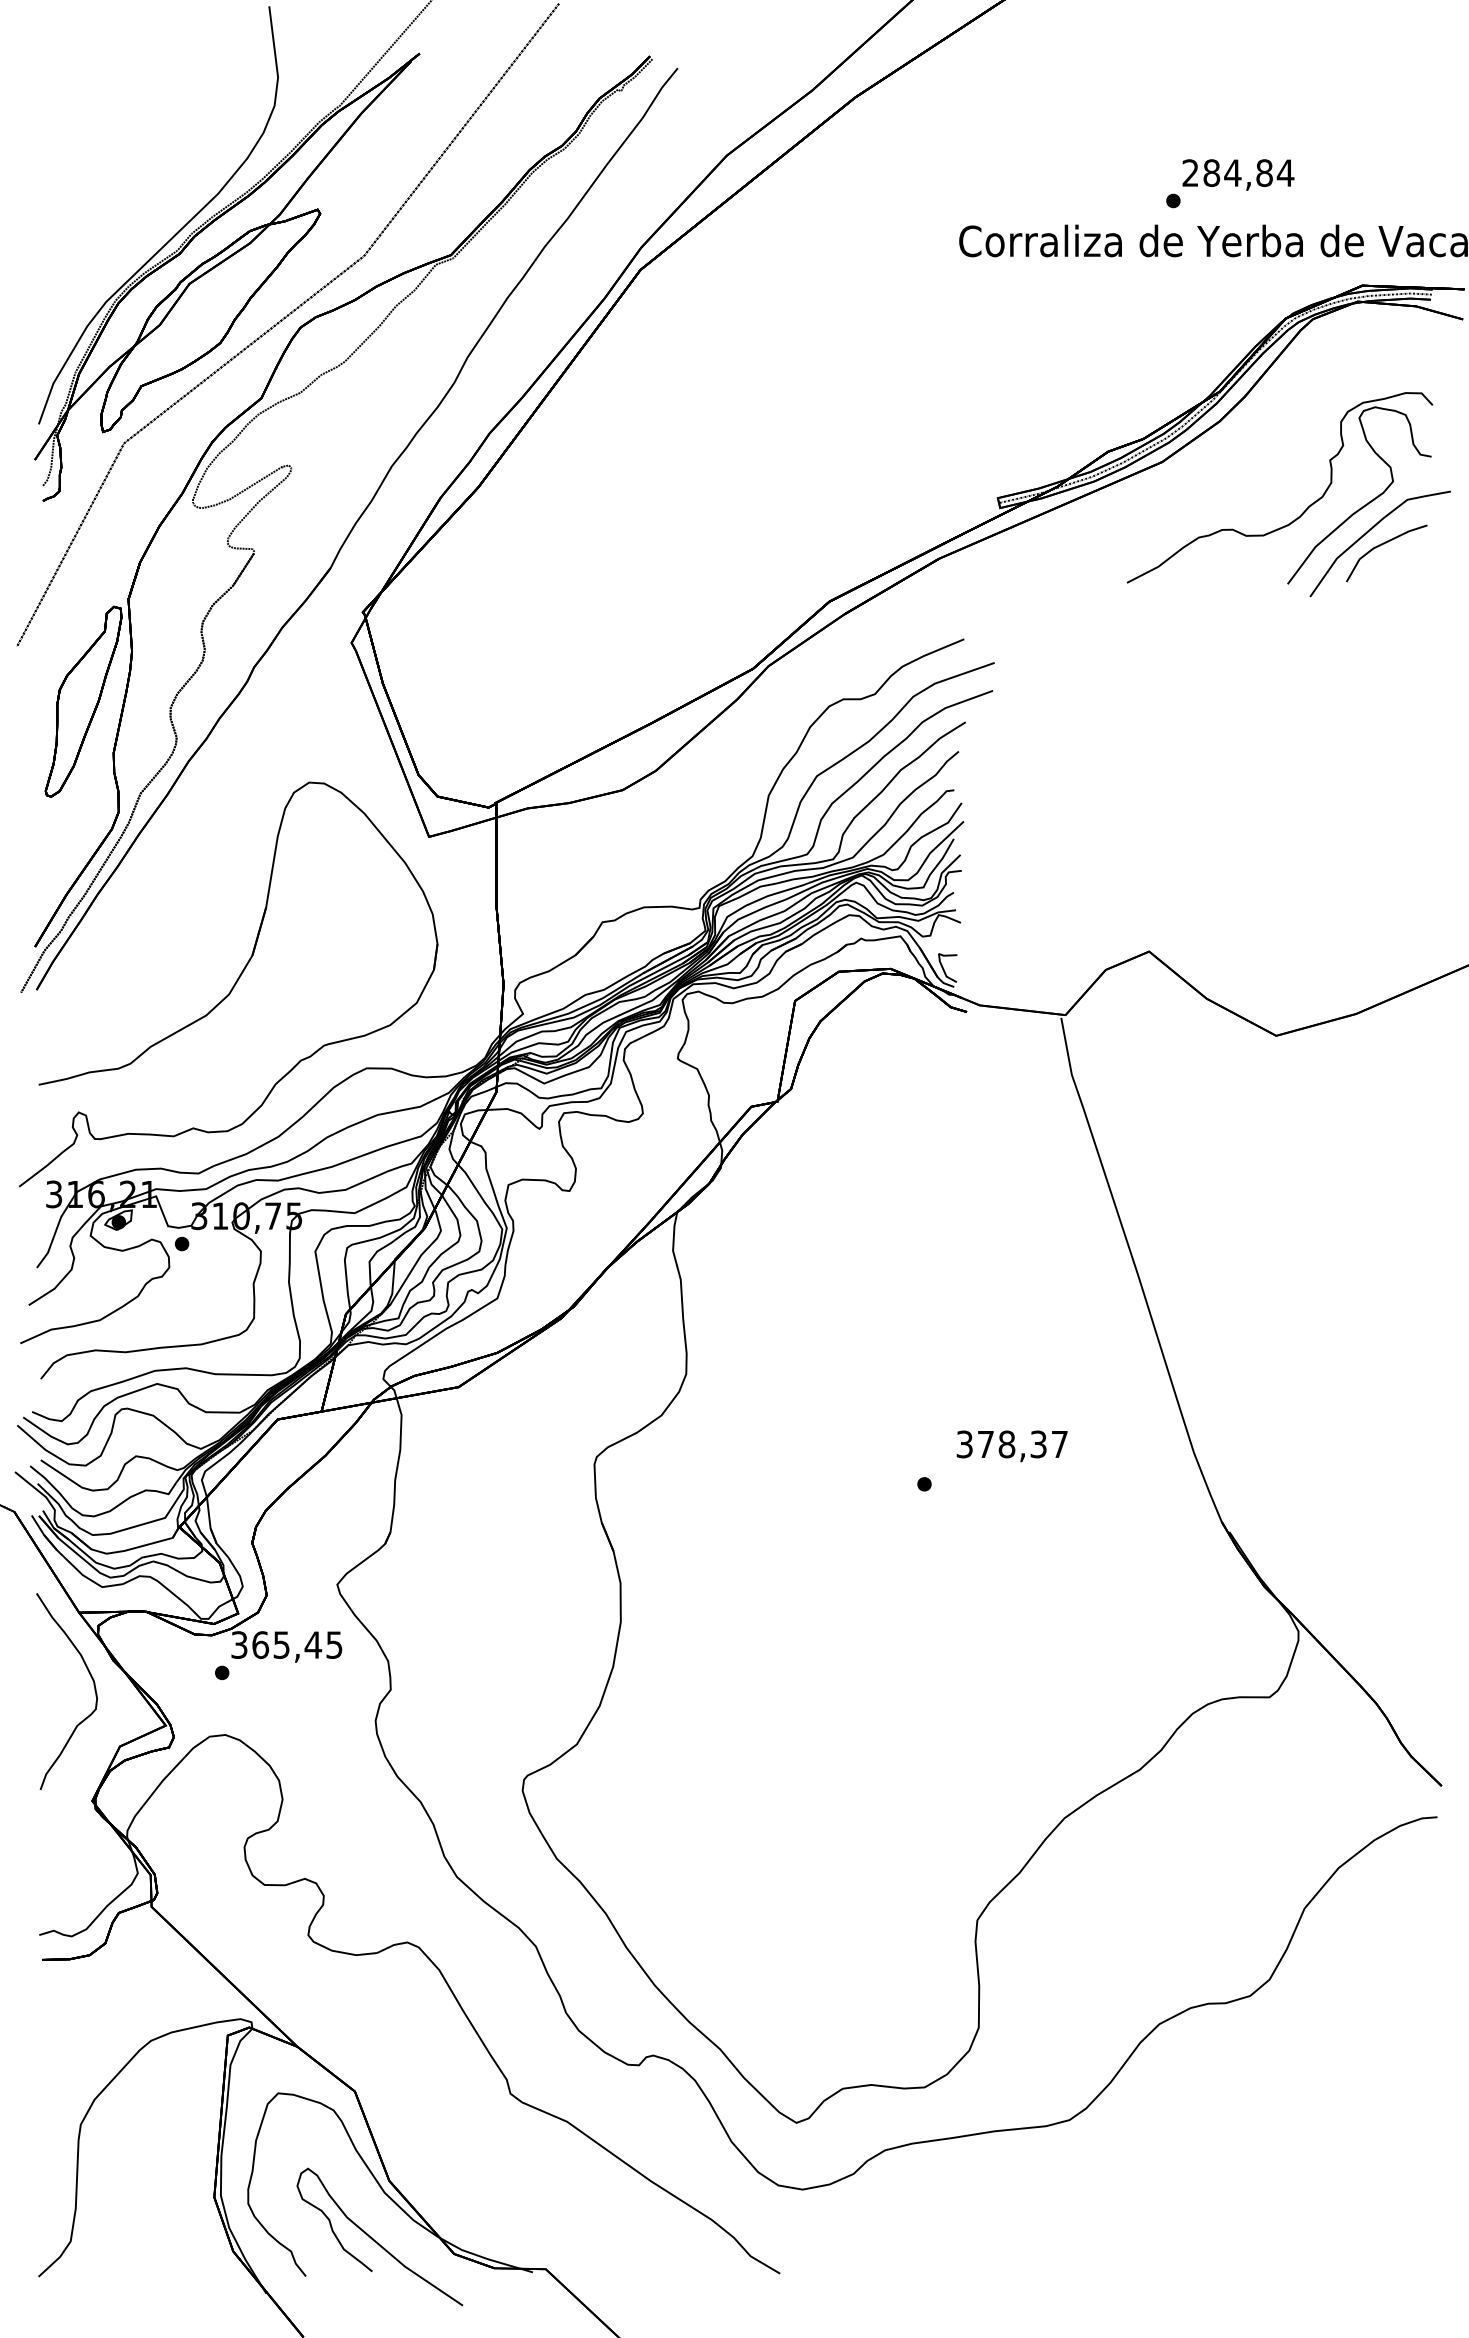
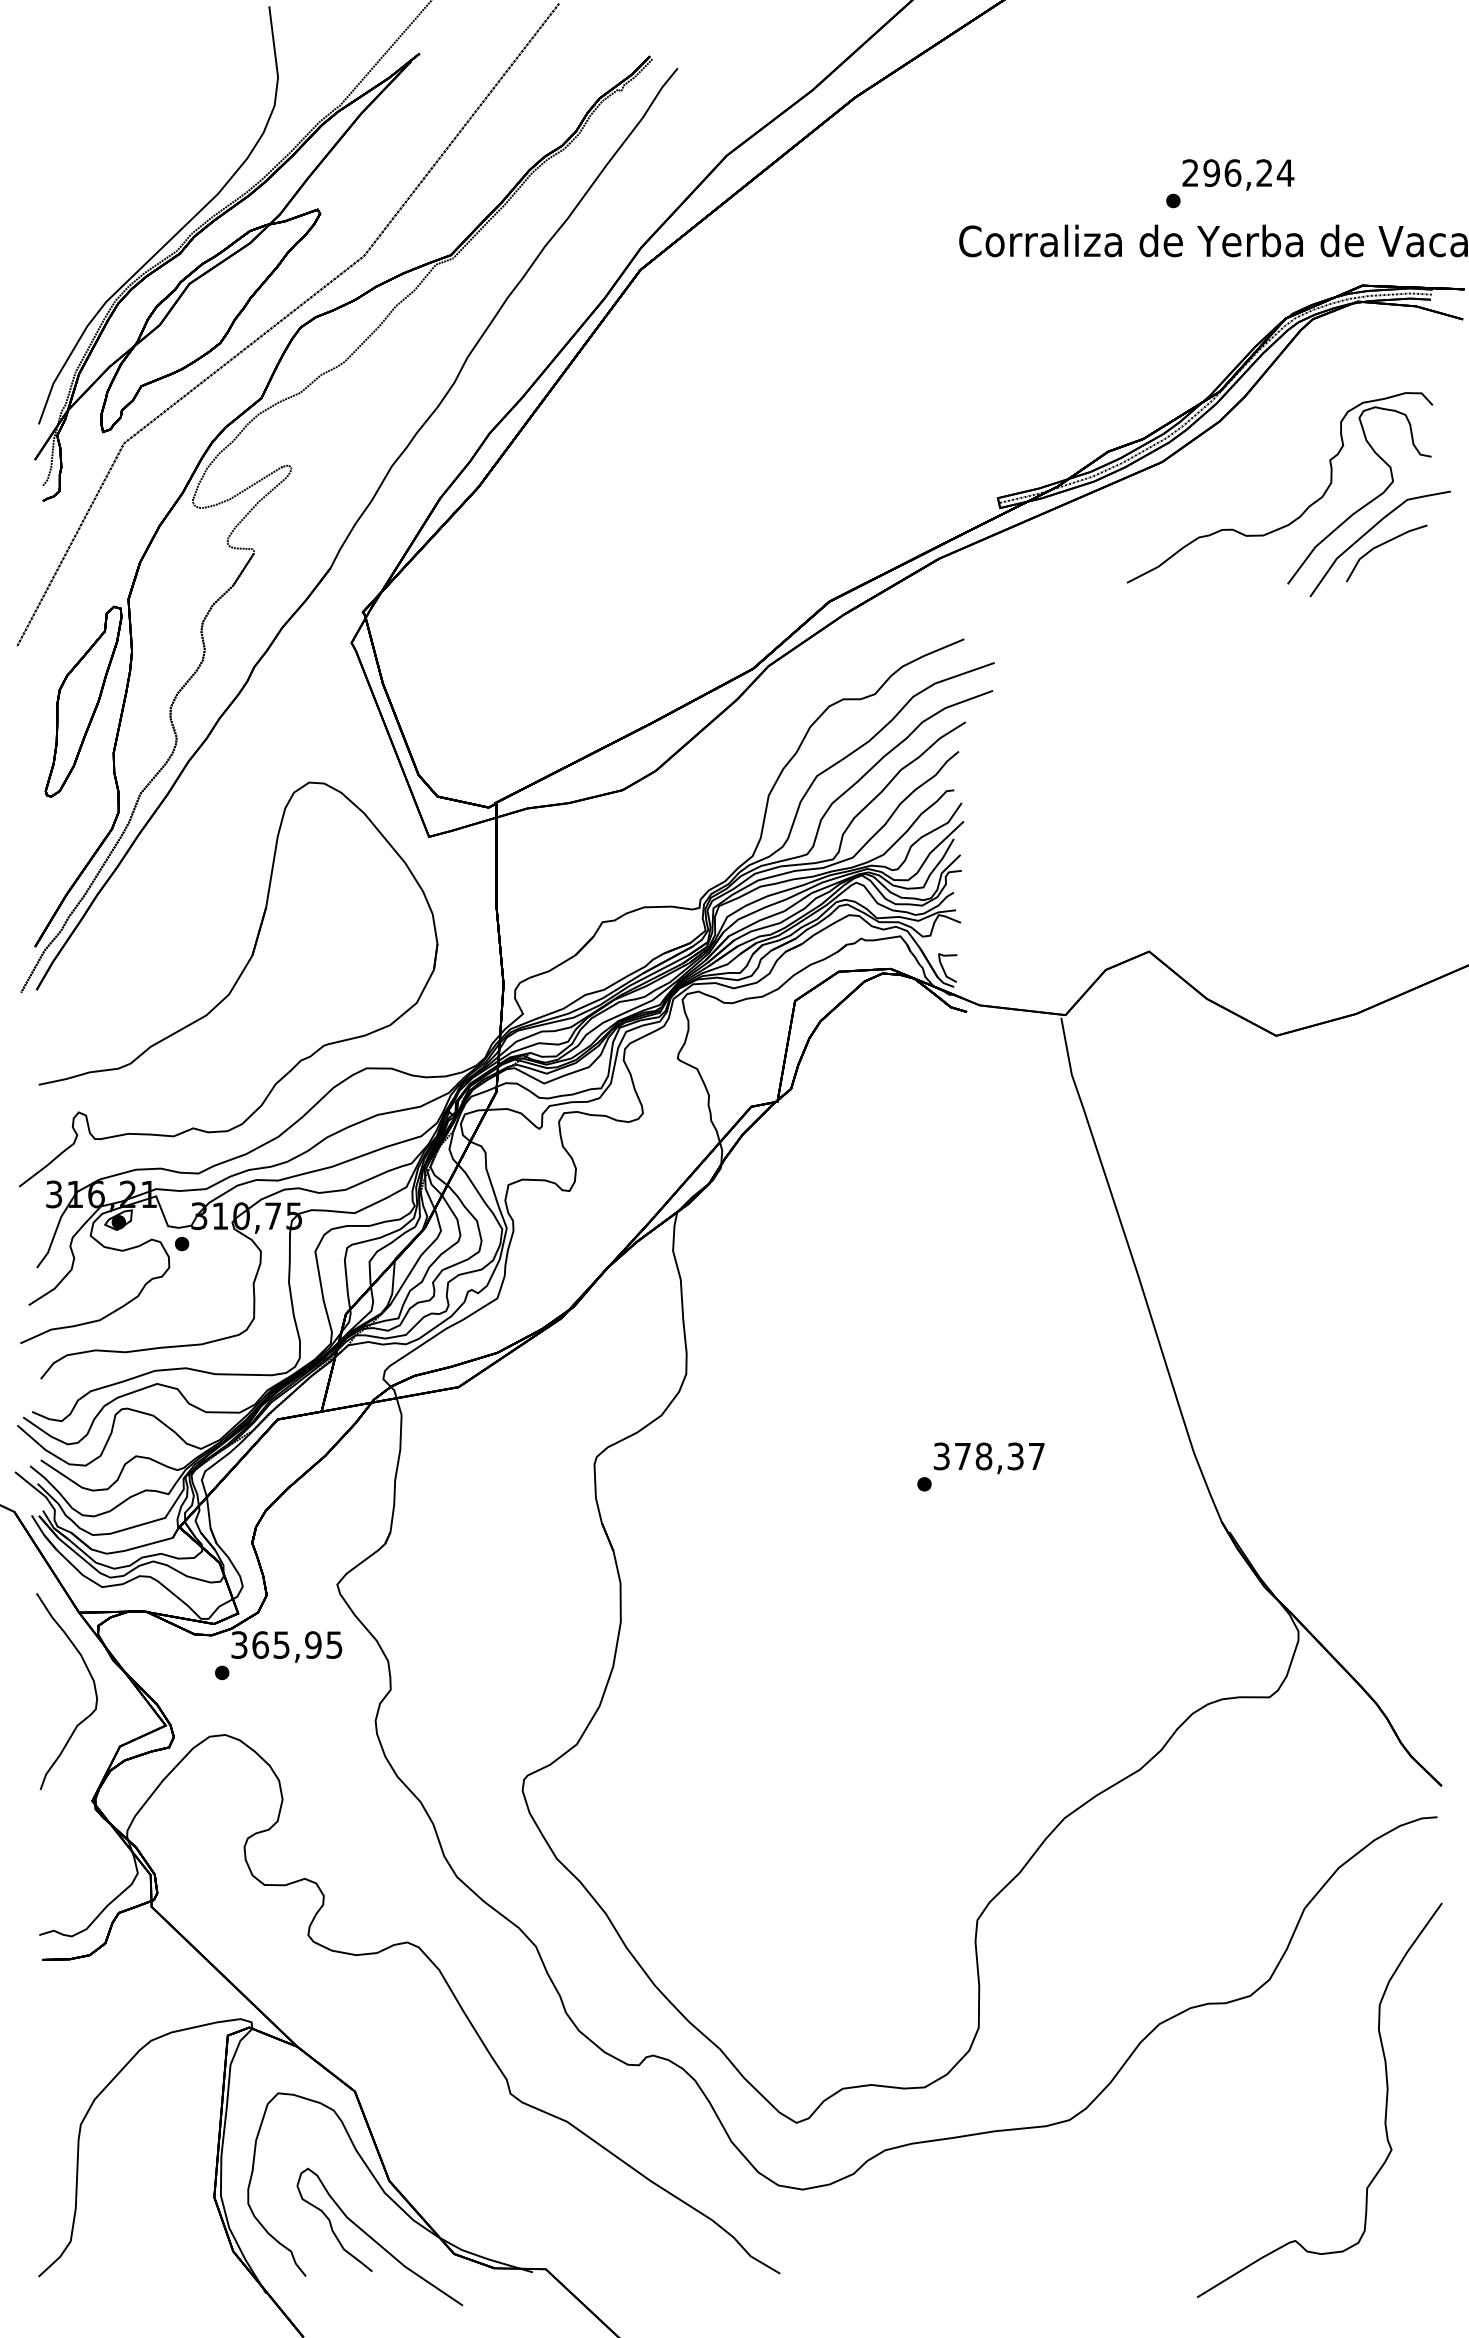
text: 284,84 -> 296,24 (1237, 173)
text position: (1011, 1446) -> (988, 1458) (988, 1458)
text: 365,45 -> 365,95 (313, 1644)
curve: none -> present (1385, 2102)
